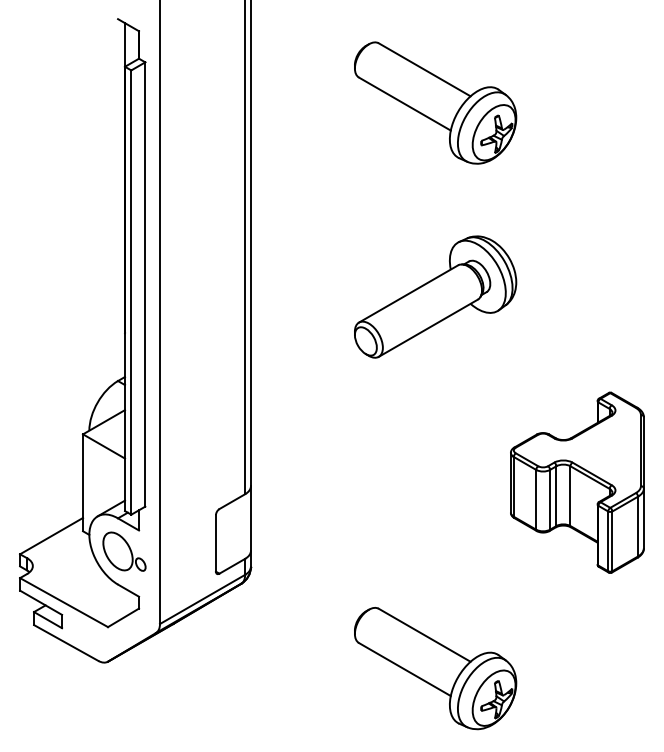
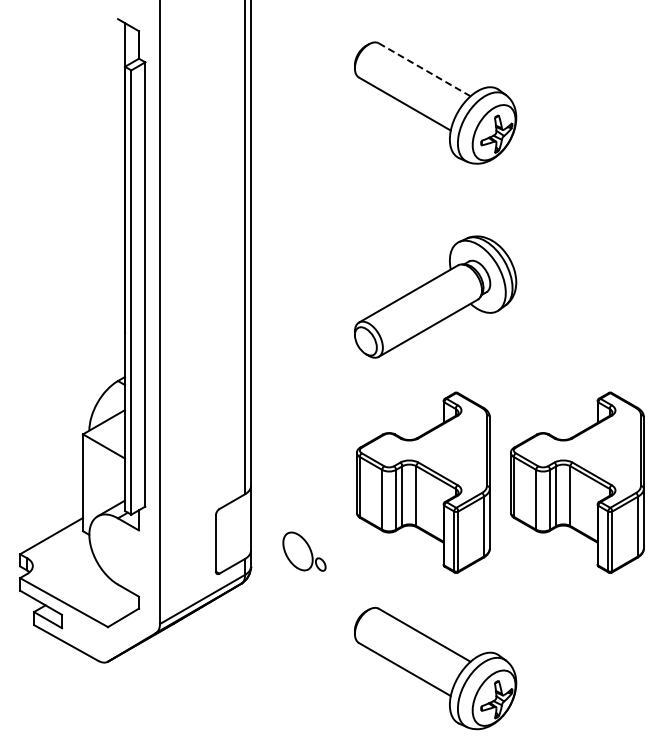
line: solid -> dashed (424, 69)
part: none -> present (423, 482)
part position: (124, 551) -> (304, 551) (304, 551)
